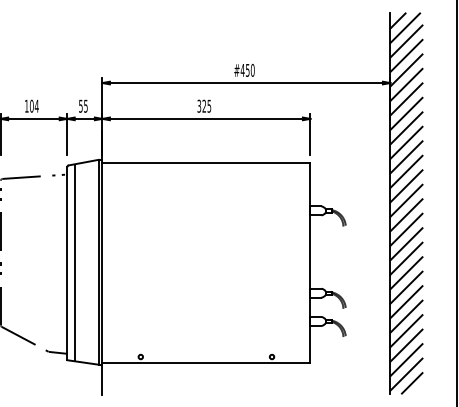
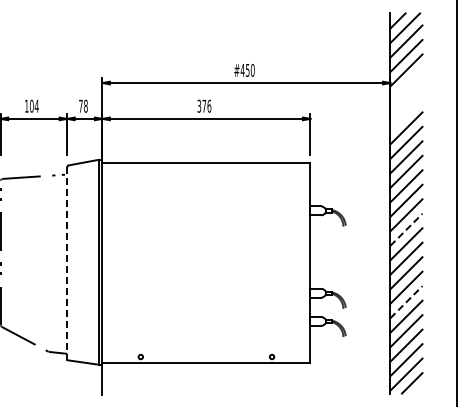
line: present -> none (406, 84)
line: present -> none (406, 99)
text: 325 -> 376 (206, 105)
text: 55 -> 78 (83, 106)
line: present -> none (406, 113)
line: solid -> dashed (406, 229)
line: present -> none (74, 262)
line: solid -> dashed (67, 264)
line: solid -> dashed (406, 302)
